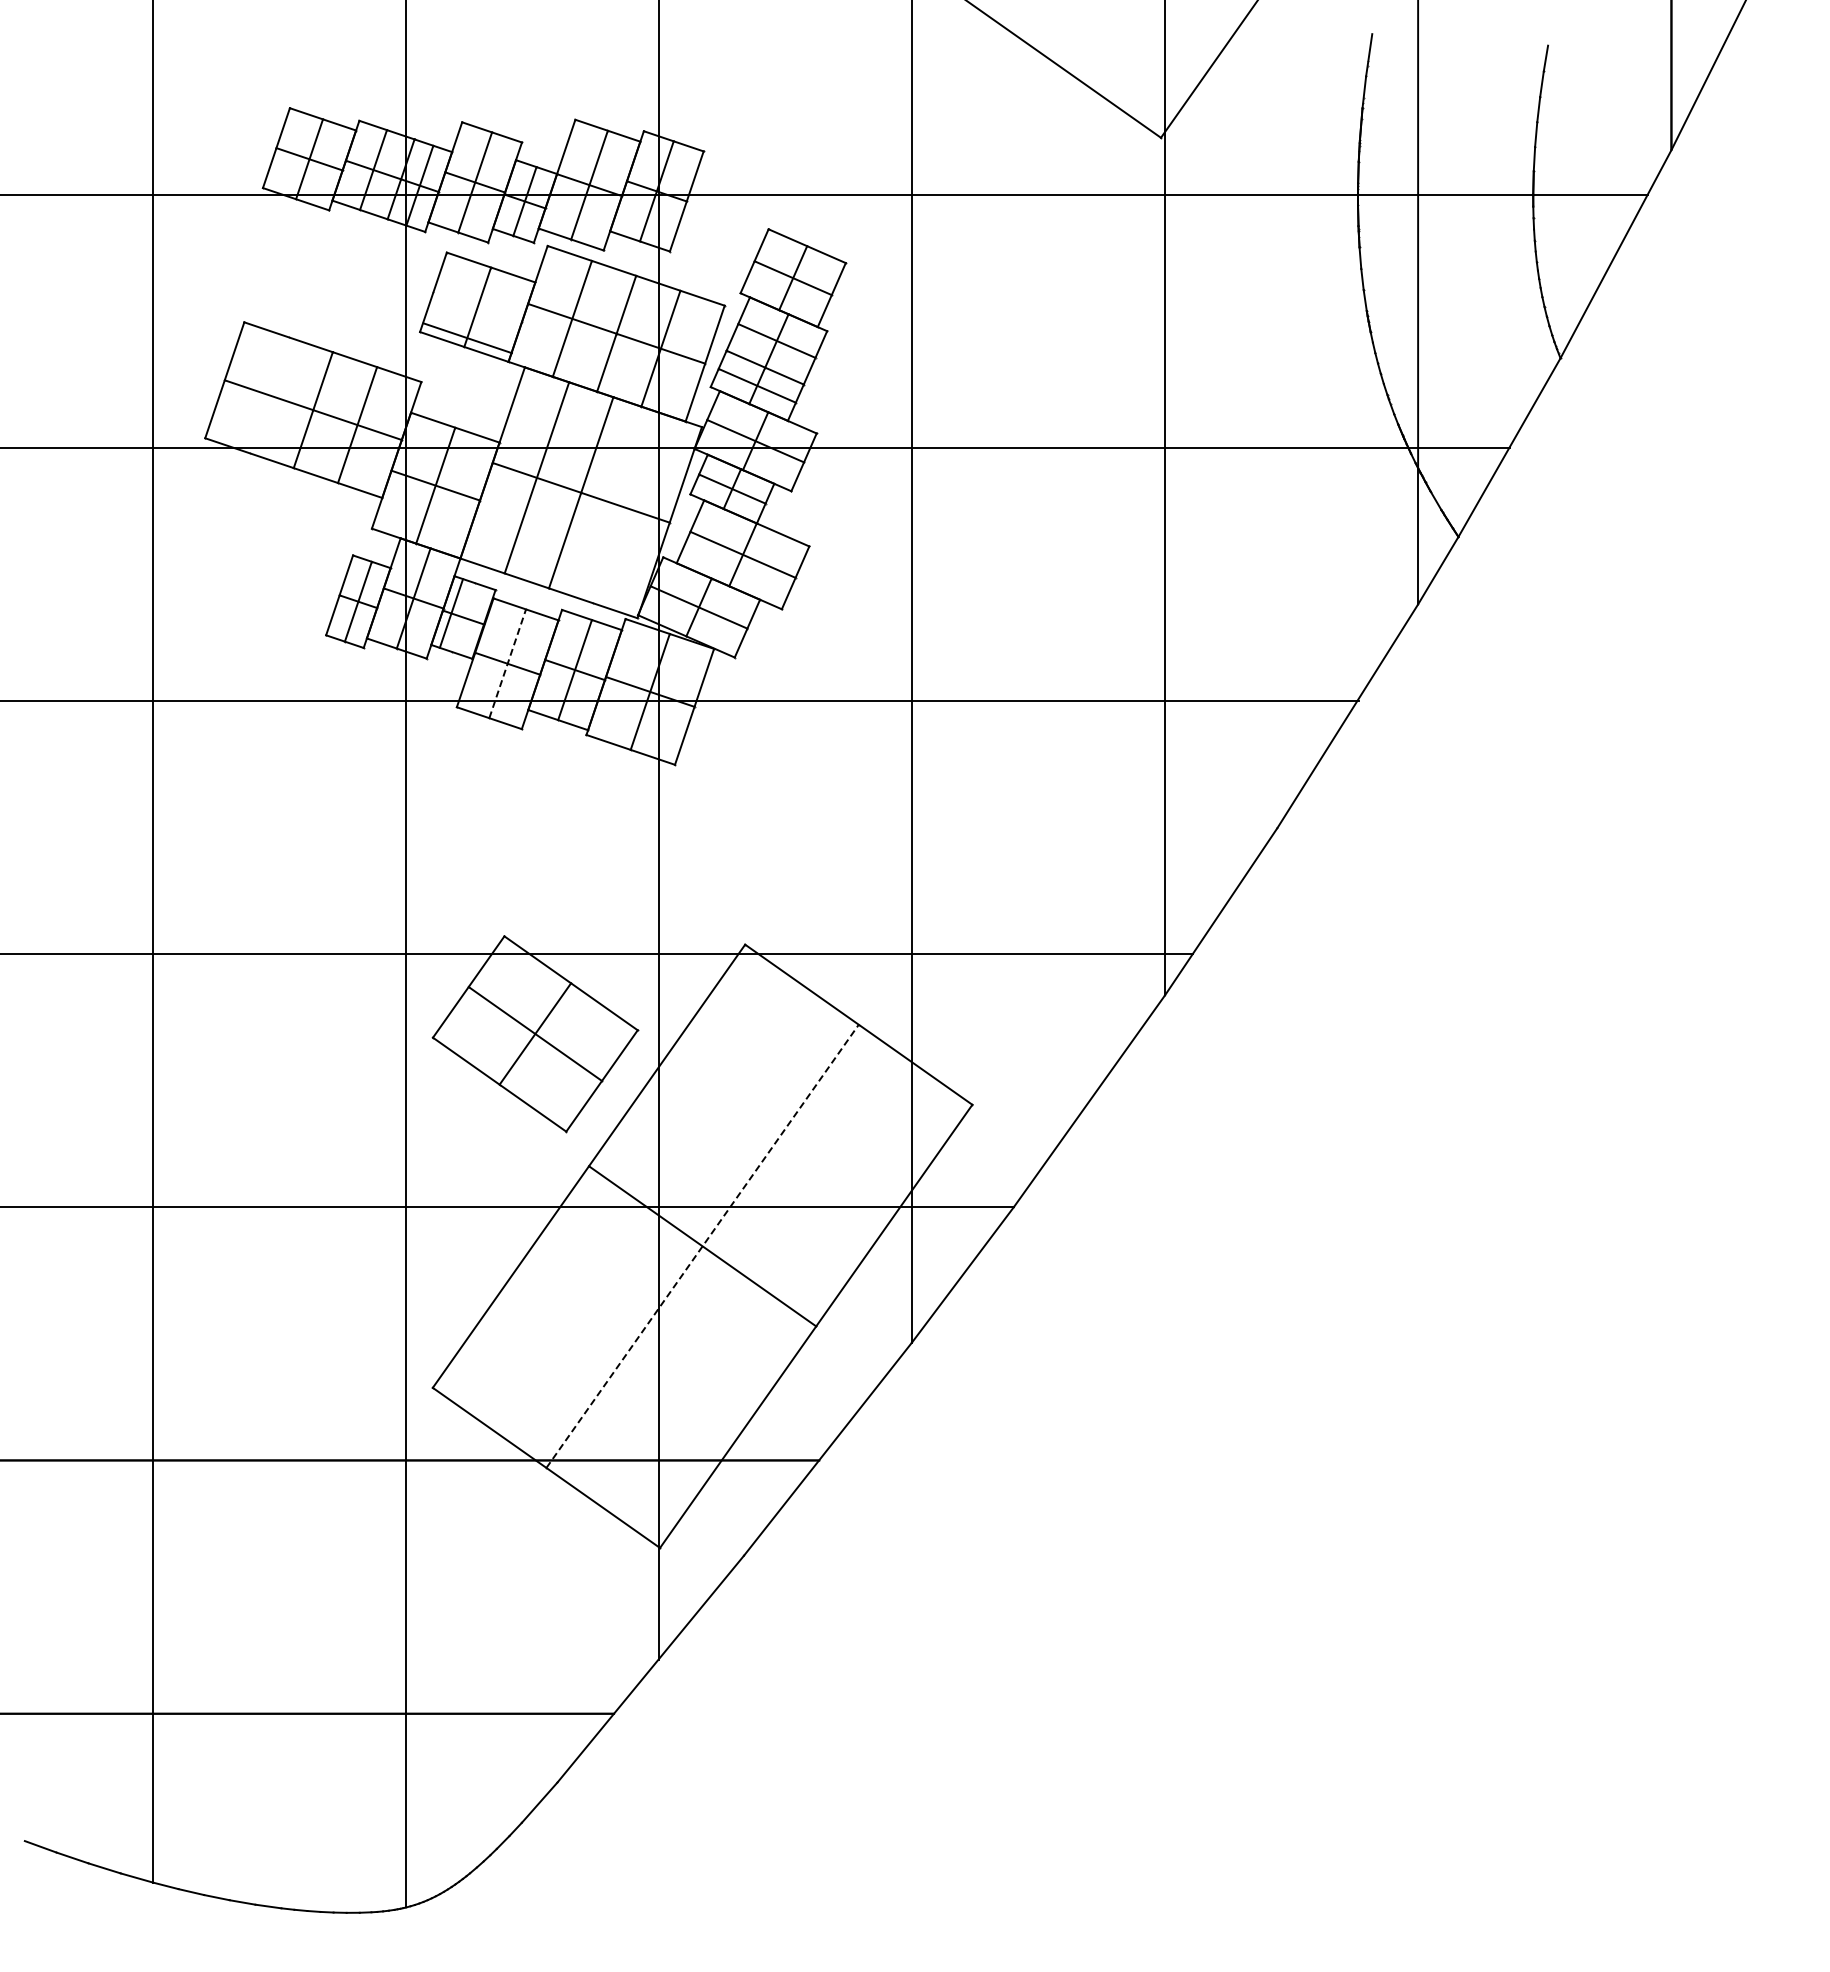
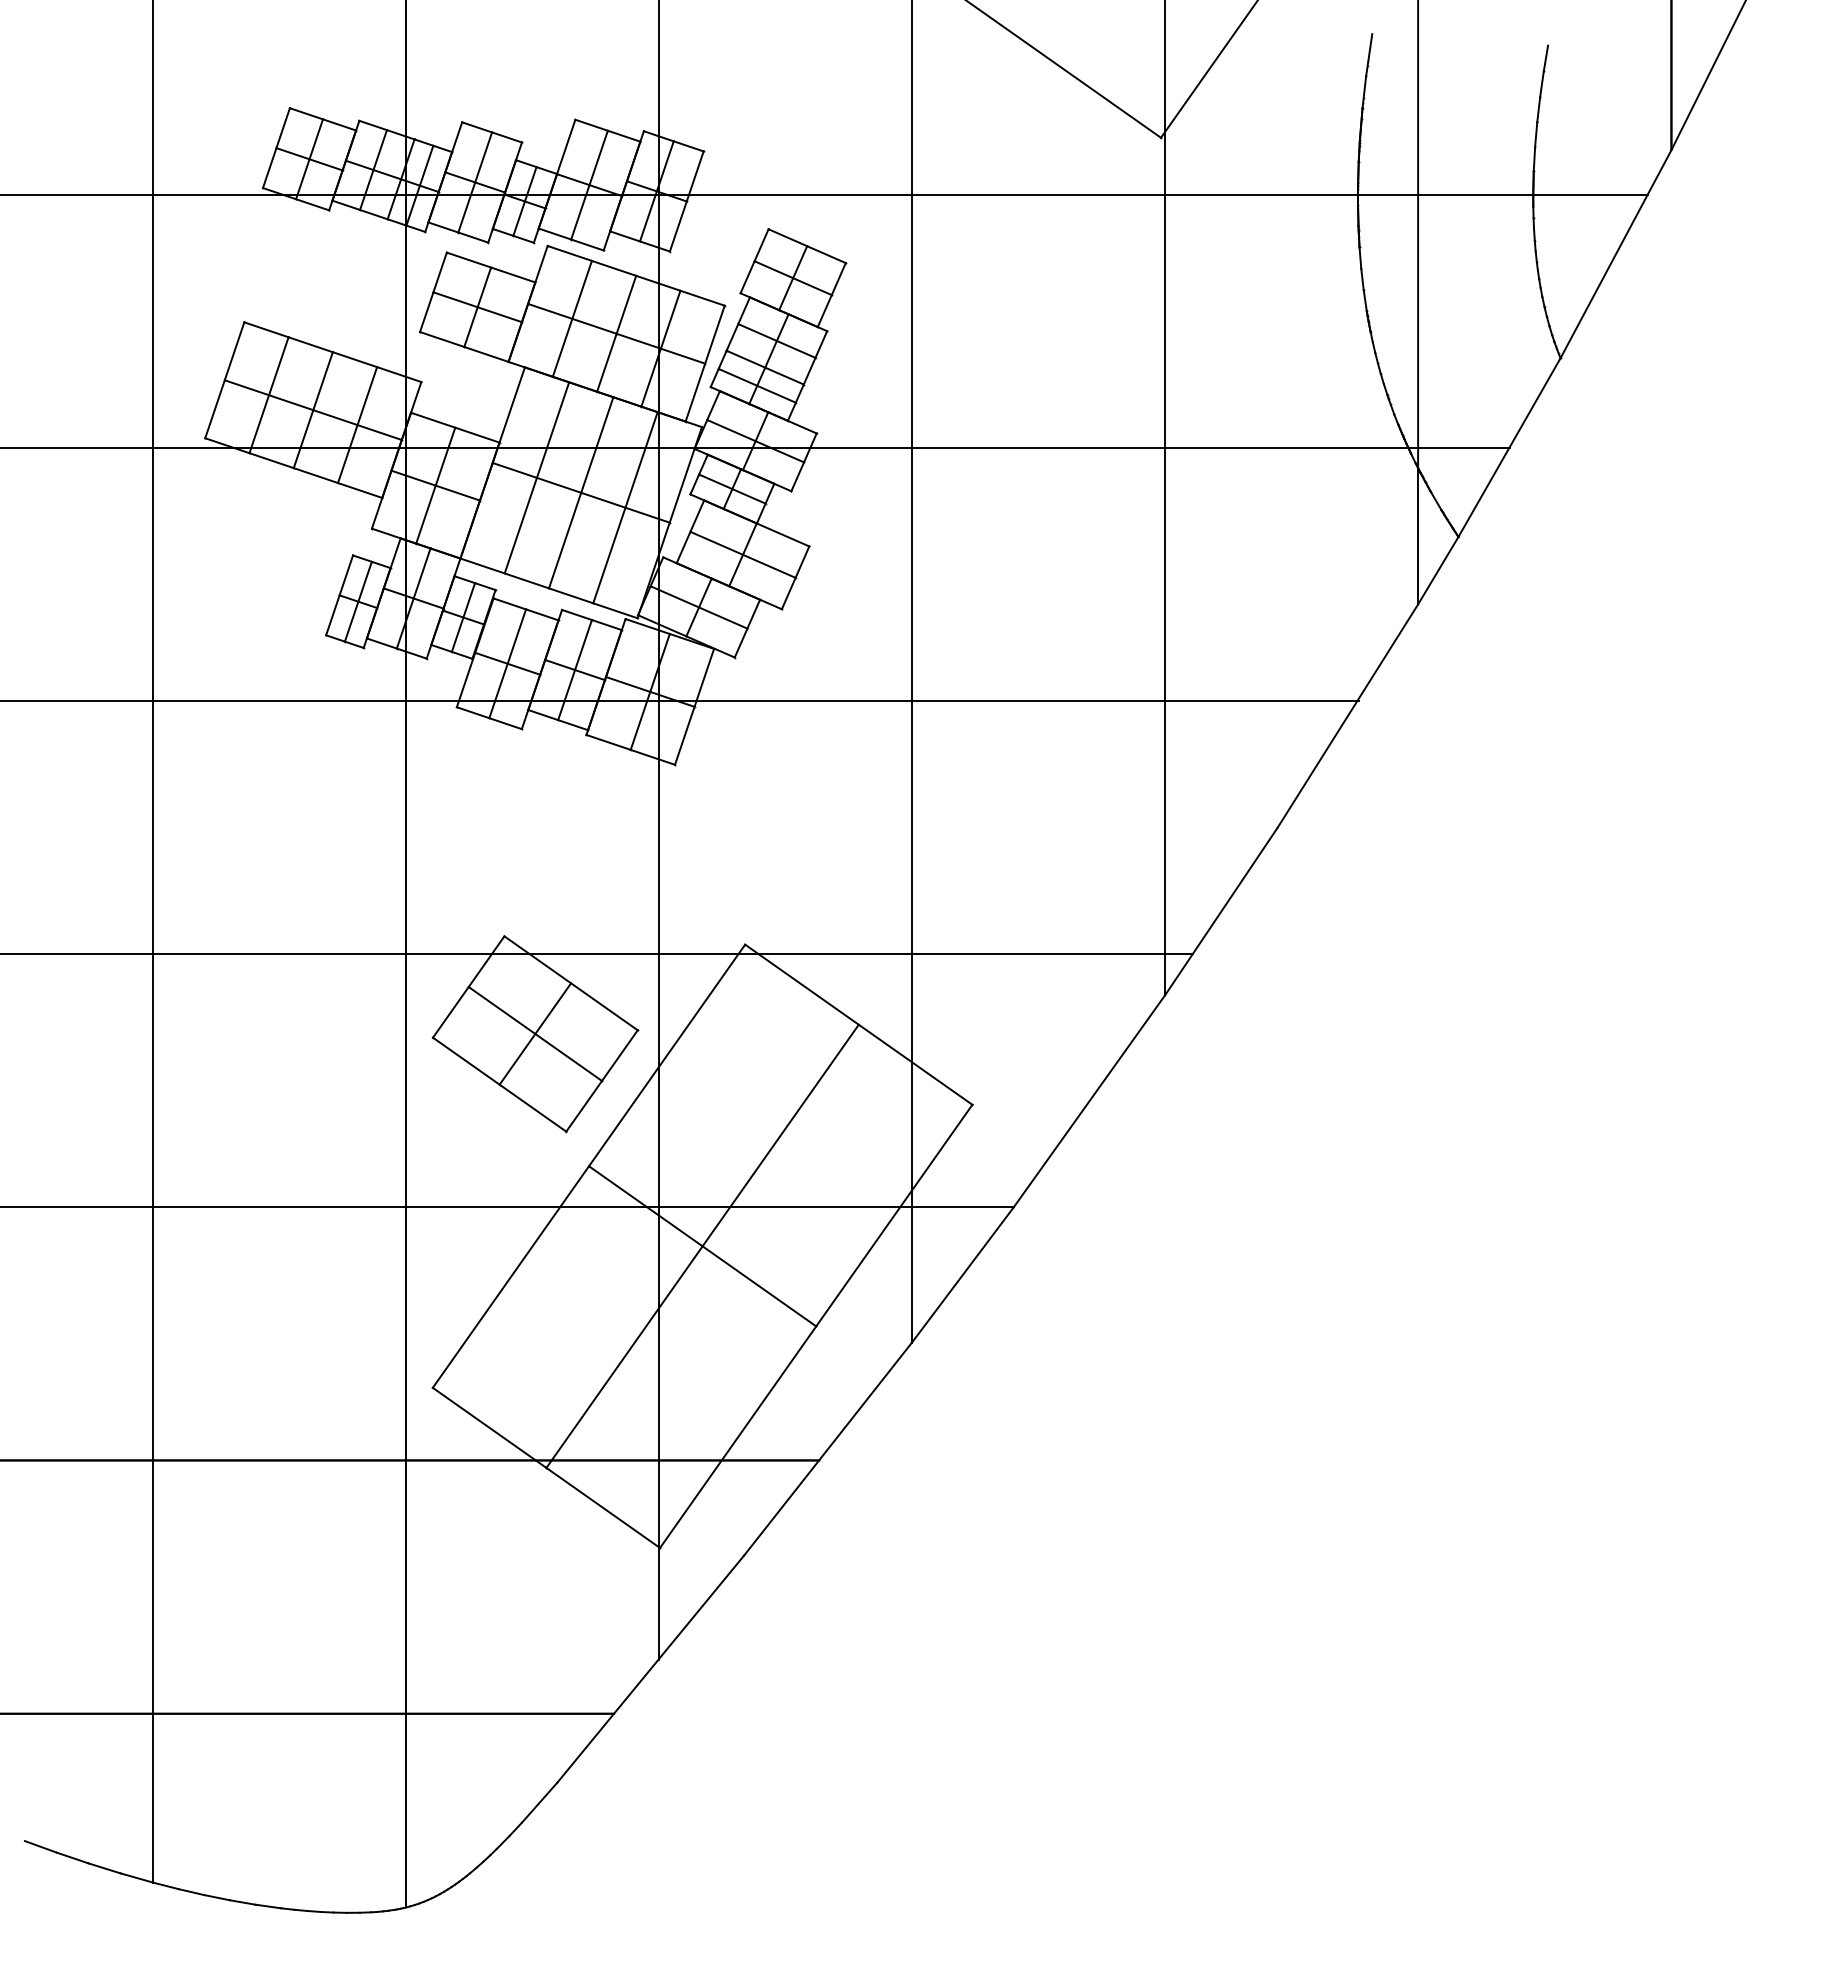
line position: (467, 338) -> (477, 307) (477, 307)
line: none -> present (268, 395)
line: none -> present (625, 507)
line position: (451, 613) -> (463, 617) (463, 617)
line: dashed -> solid (507, 663)
line: dashed -> solid (702, 1245)
